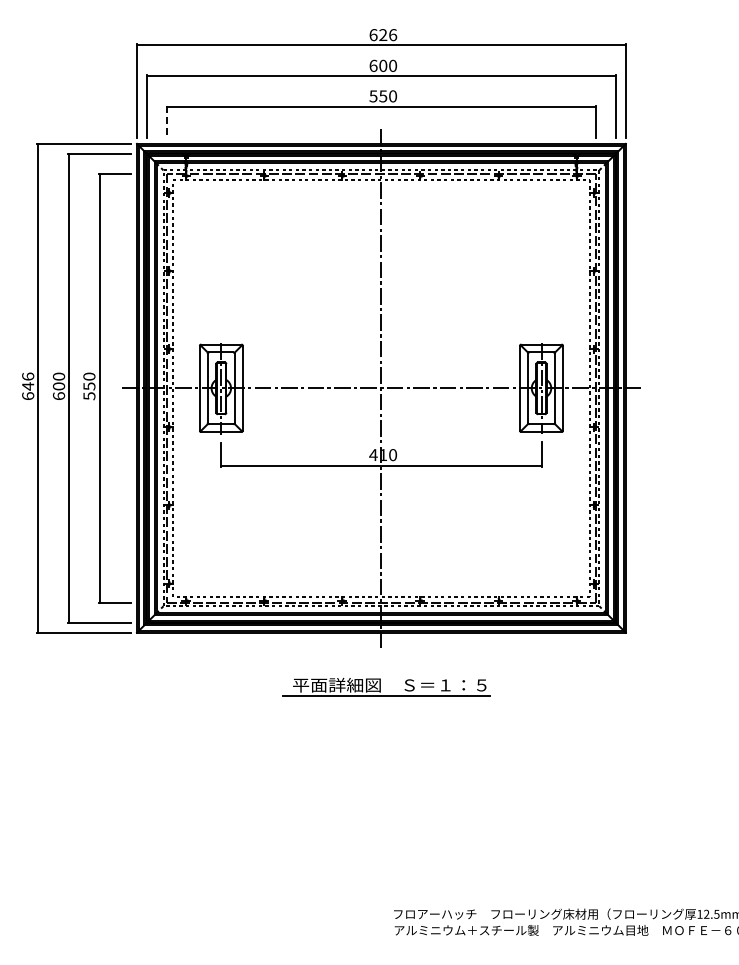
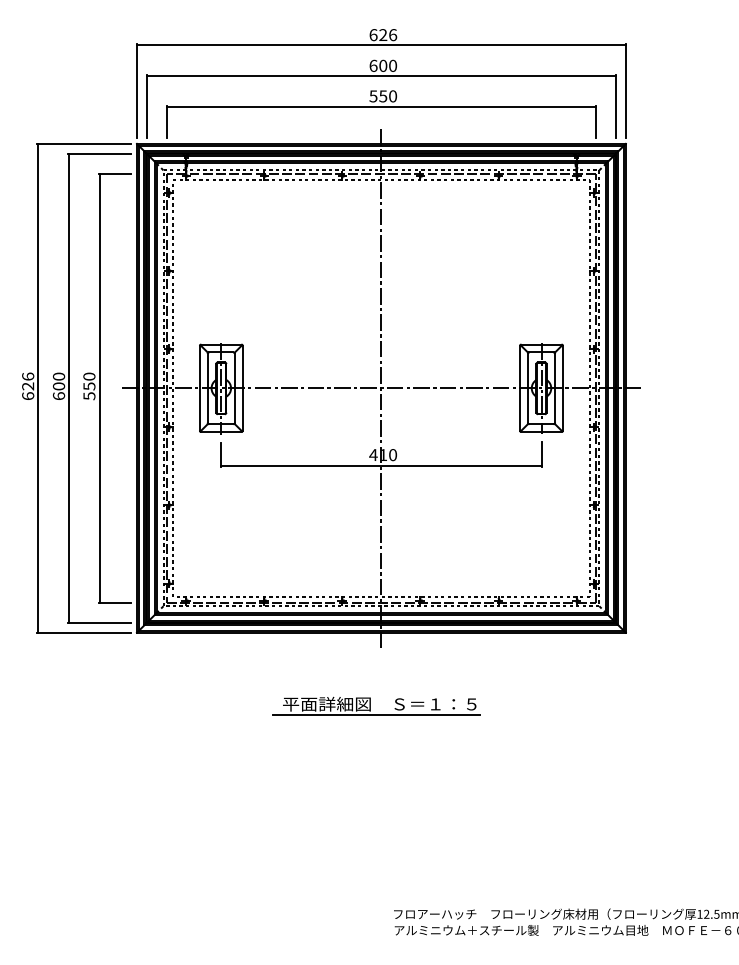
line: dashed -> solid (166, 122)
text: 646 -> 626 (28, 386)
part position: (386, 686) -> (376, 705) (376, 705)
